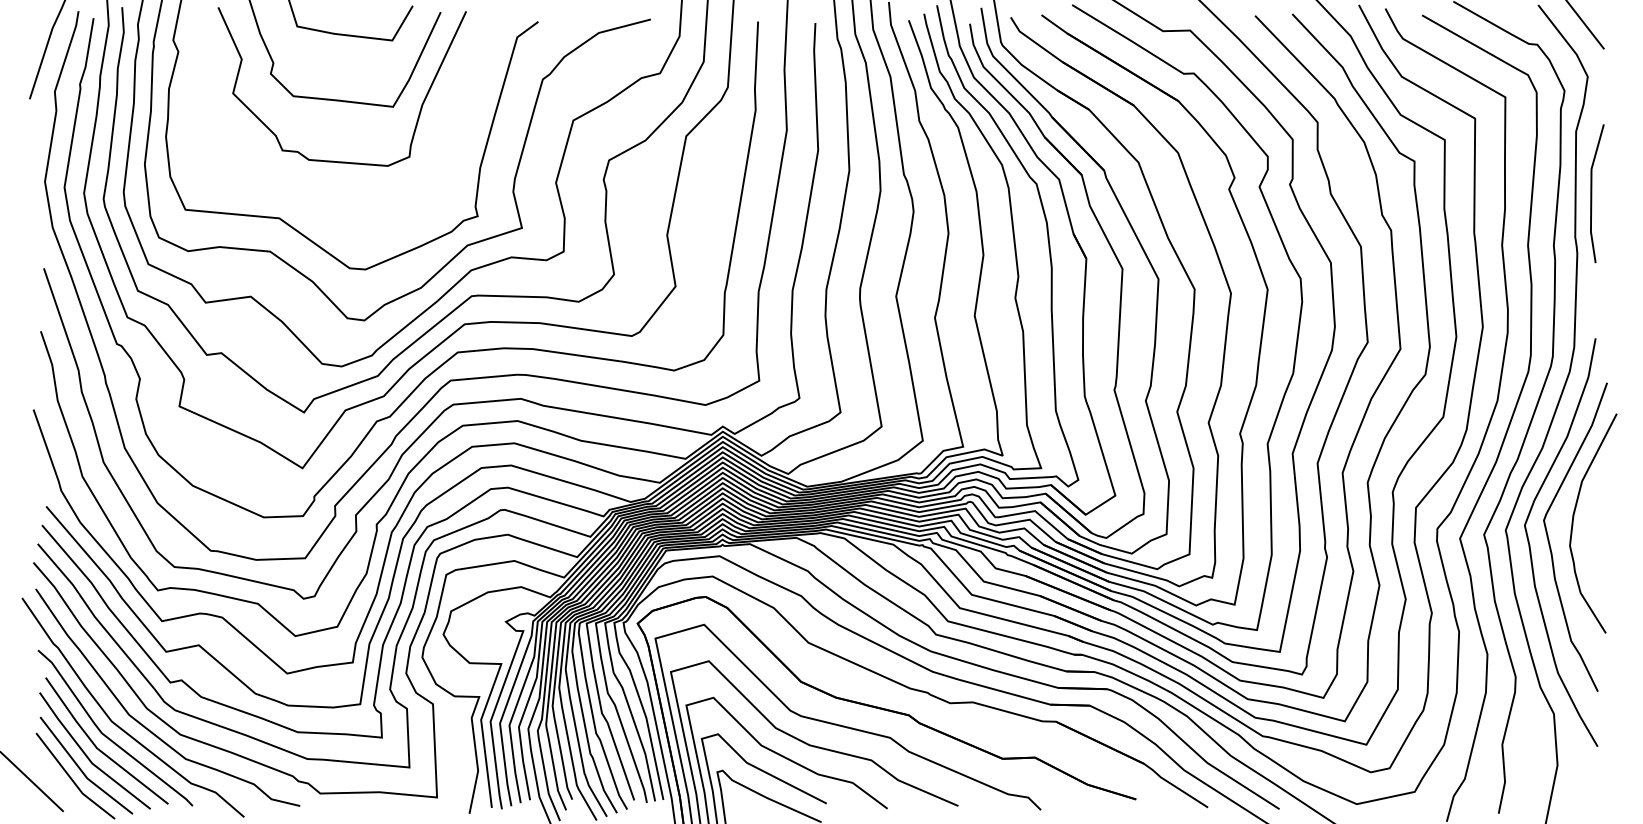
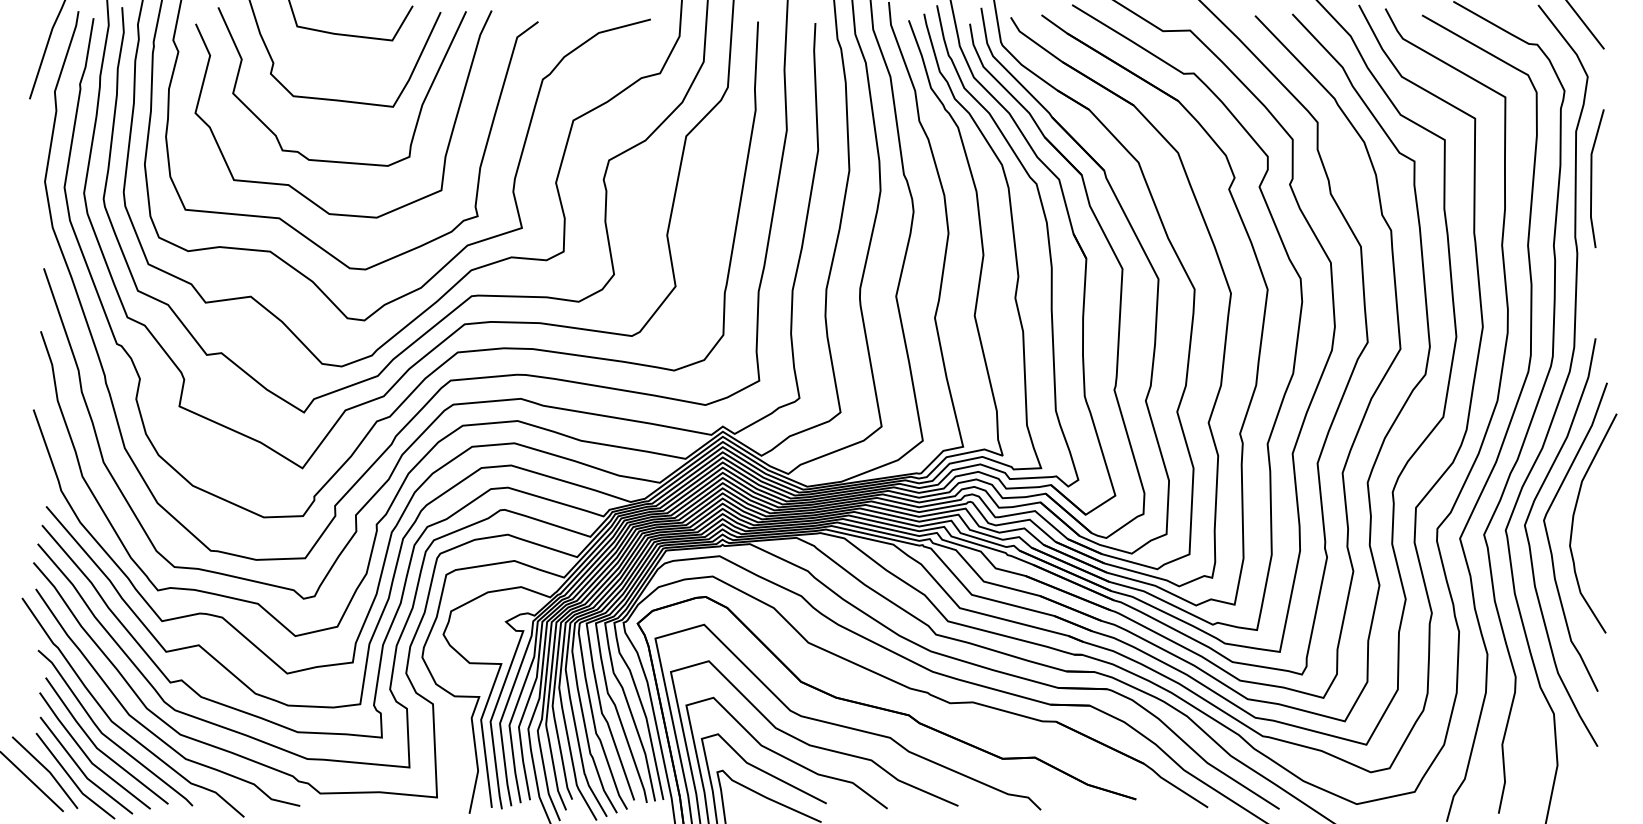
curve: none -> present (295, 188)
line position: (1592, 193) -> (1592, 178) (1592, 178)
line: none -> present (46, 770)
